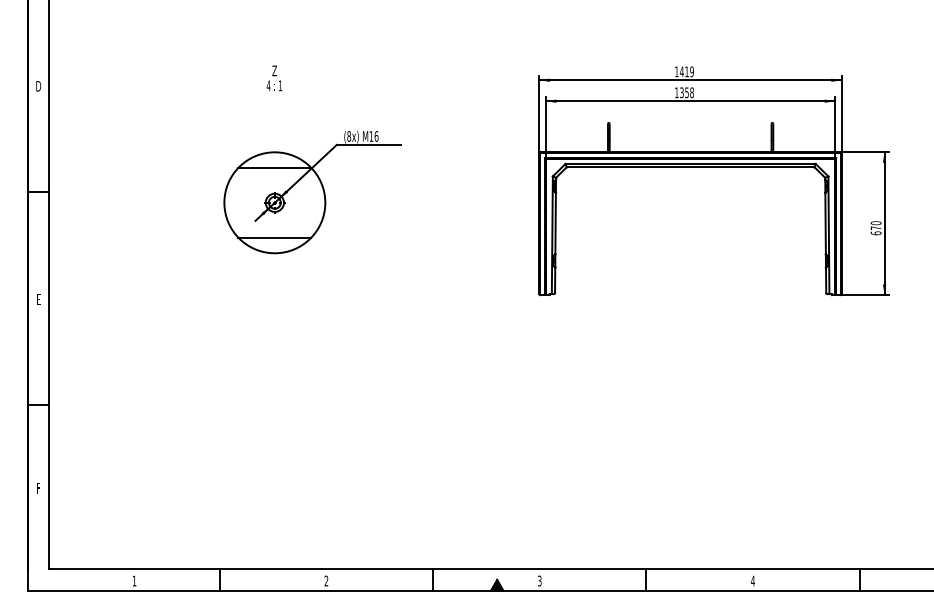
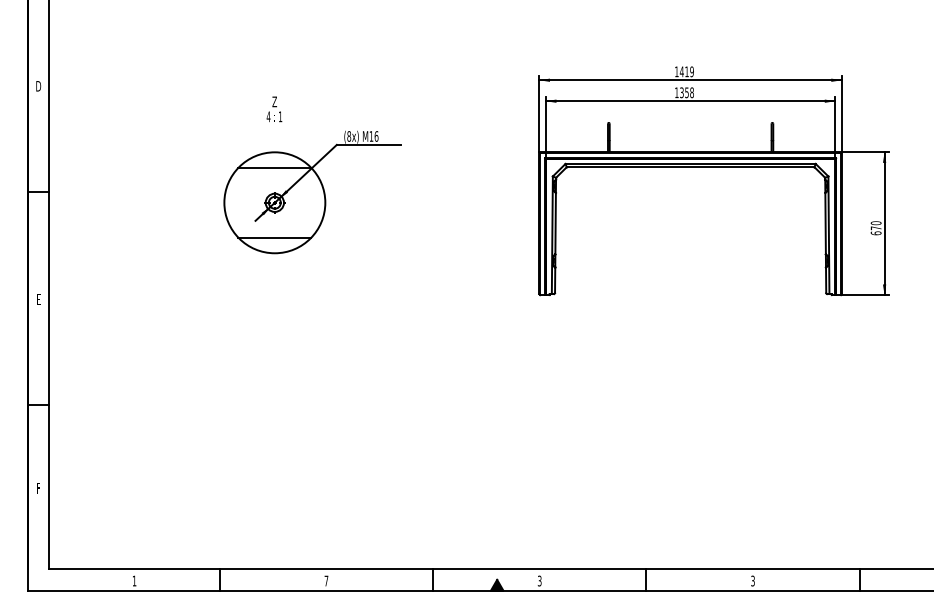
text position: (274, 78) -> (274, 109) (274, 109)
text: 2 -> 7 (326, 580)
text: 4 -> 3 (753, 580)
